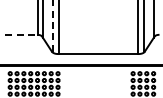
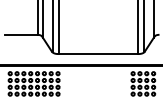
line: dashed -> solid (52, 25)
line: dashed -> solid (21, 34)
